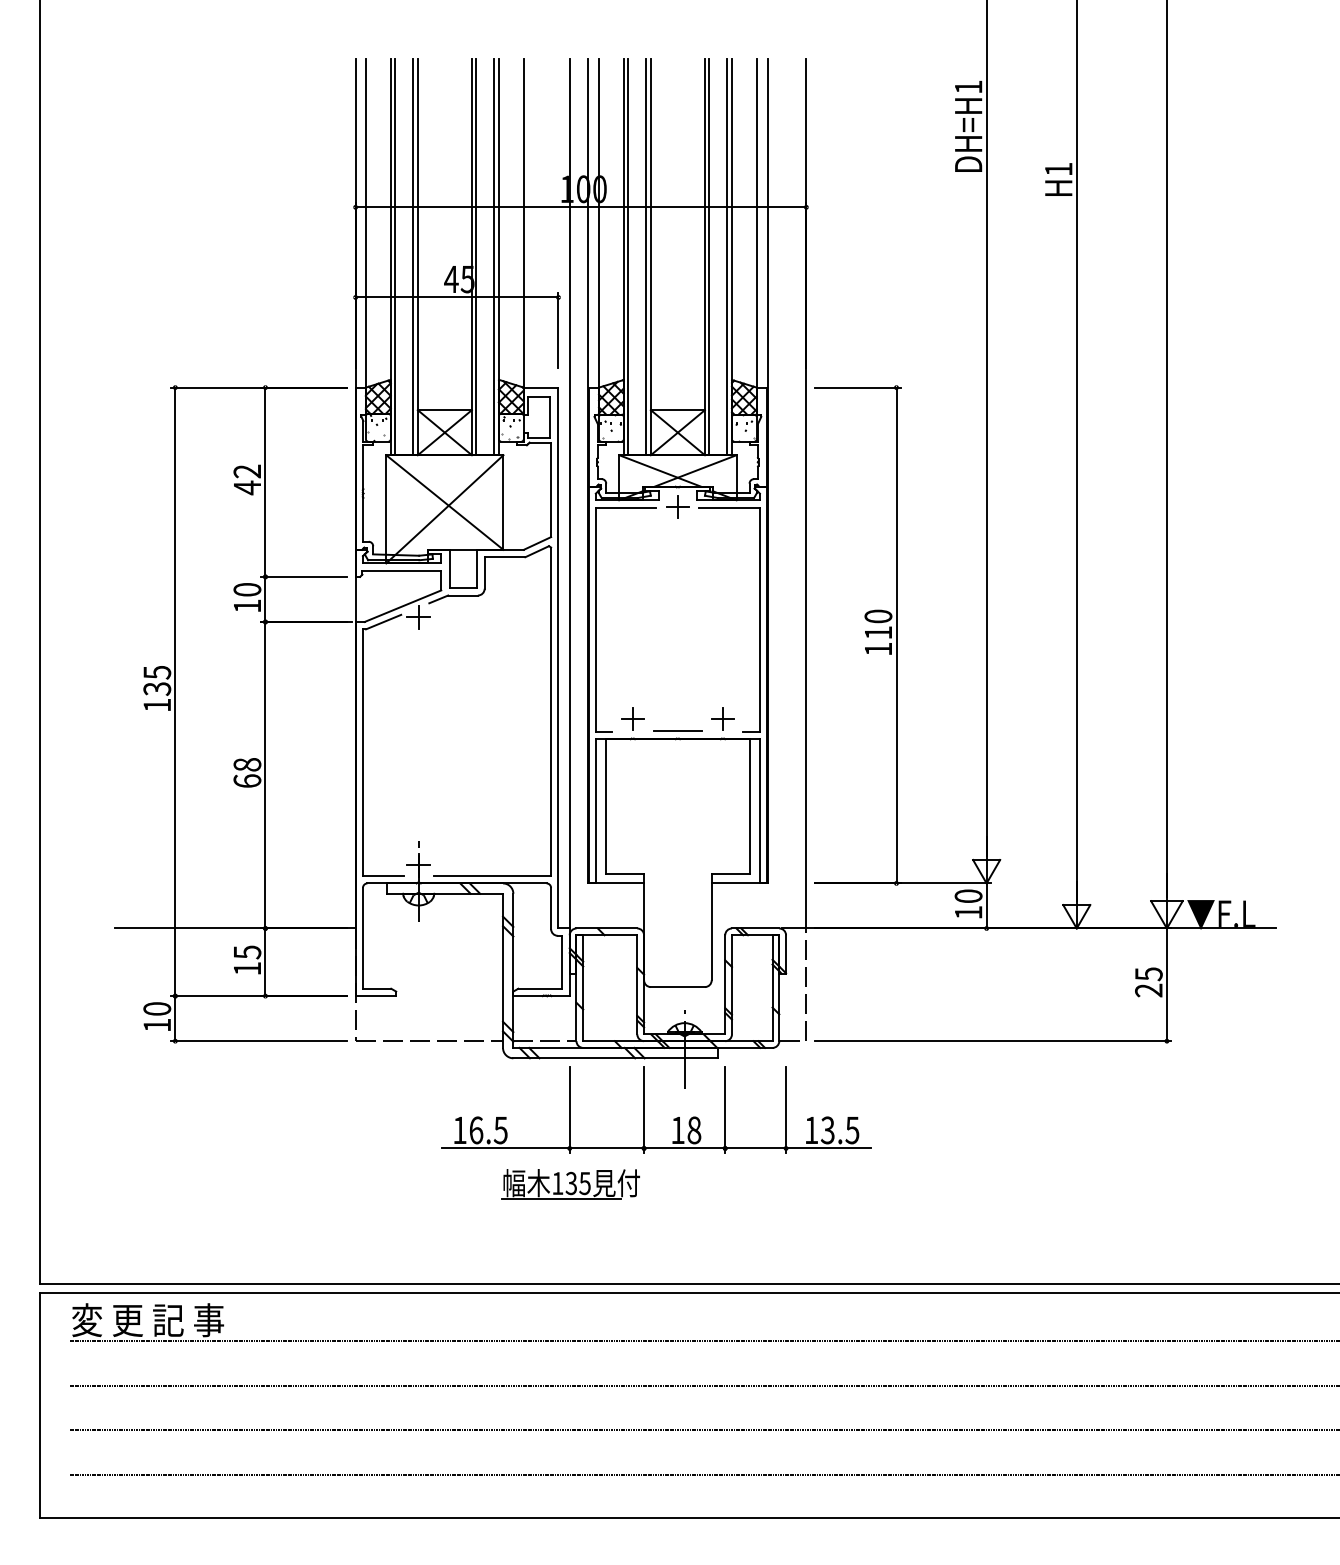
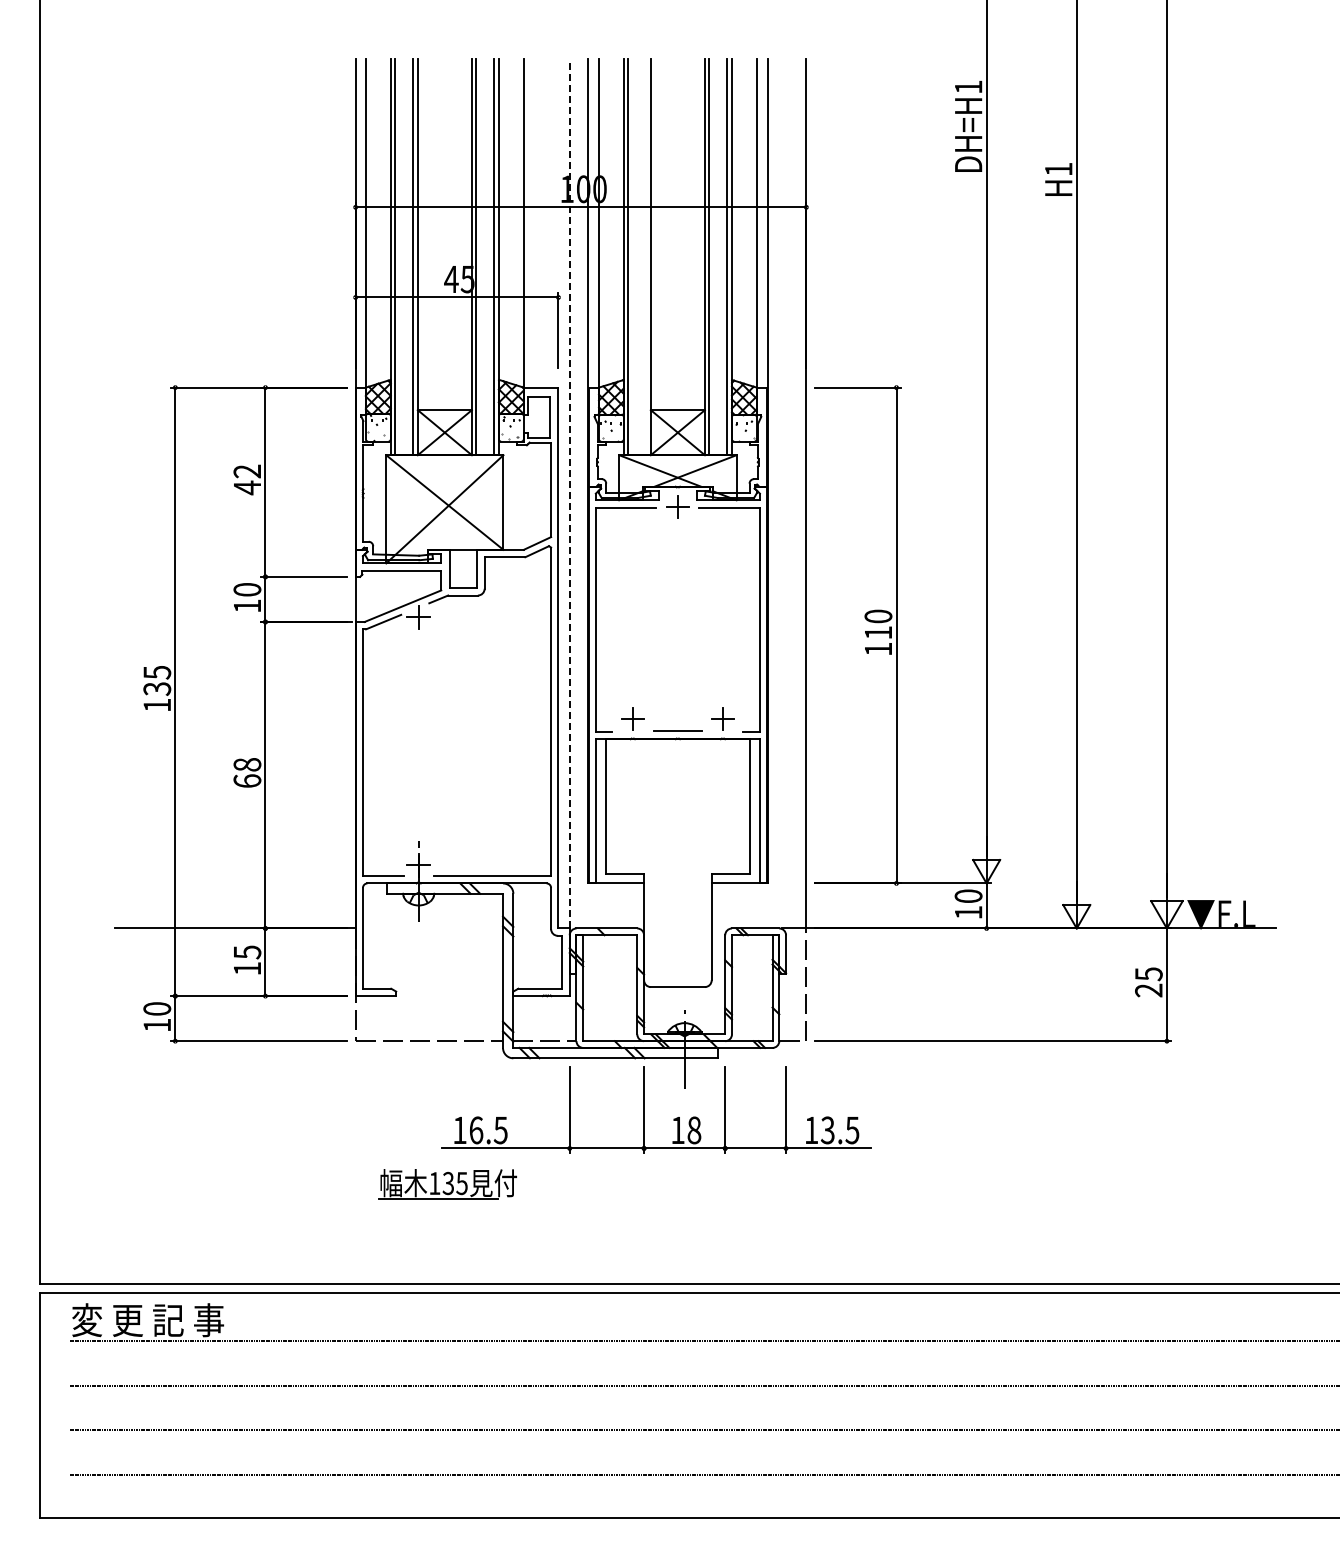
line: present -> none (646, 256)
line: solid -> dashed (569, 493)
part position: (570, 1184) -> (447, 1184) (447, 1184)
